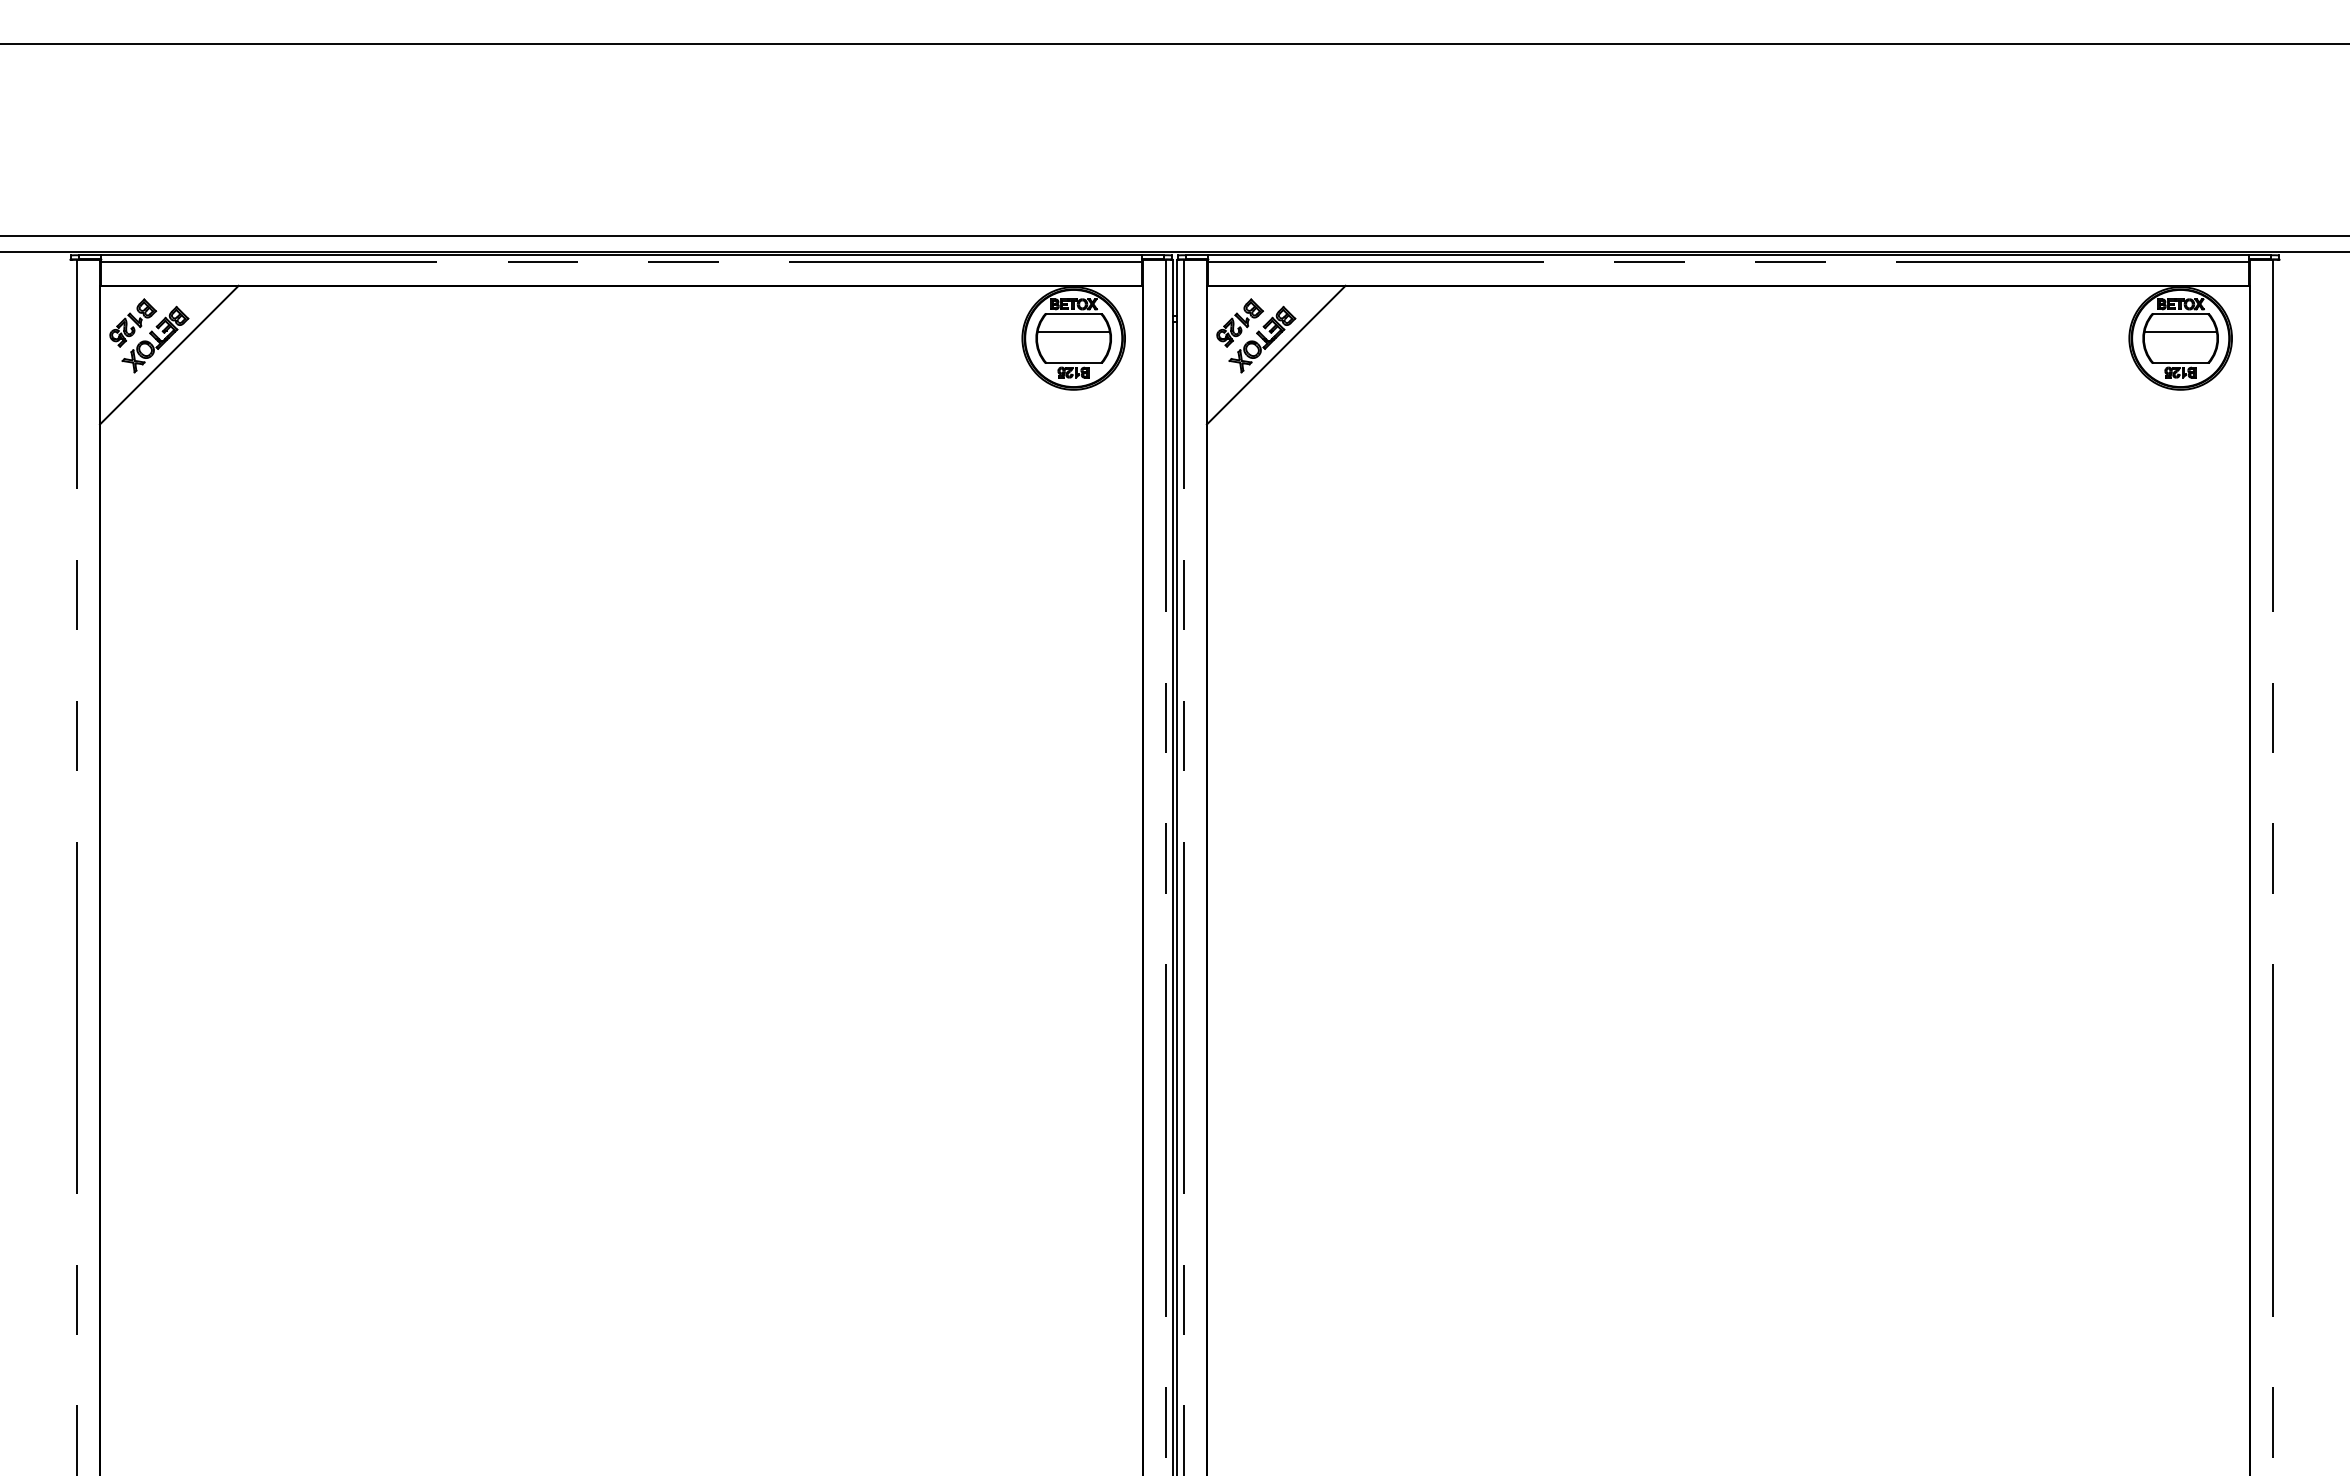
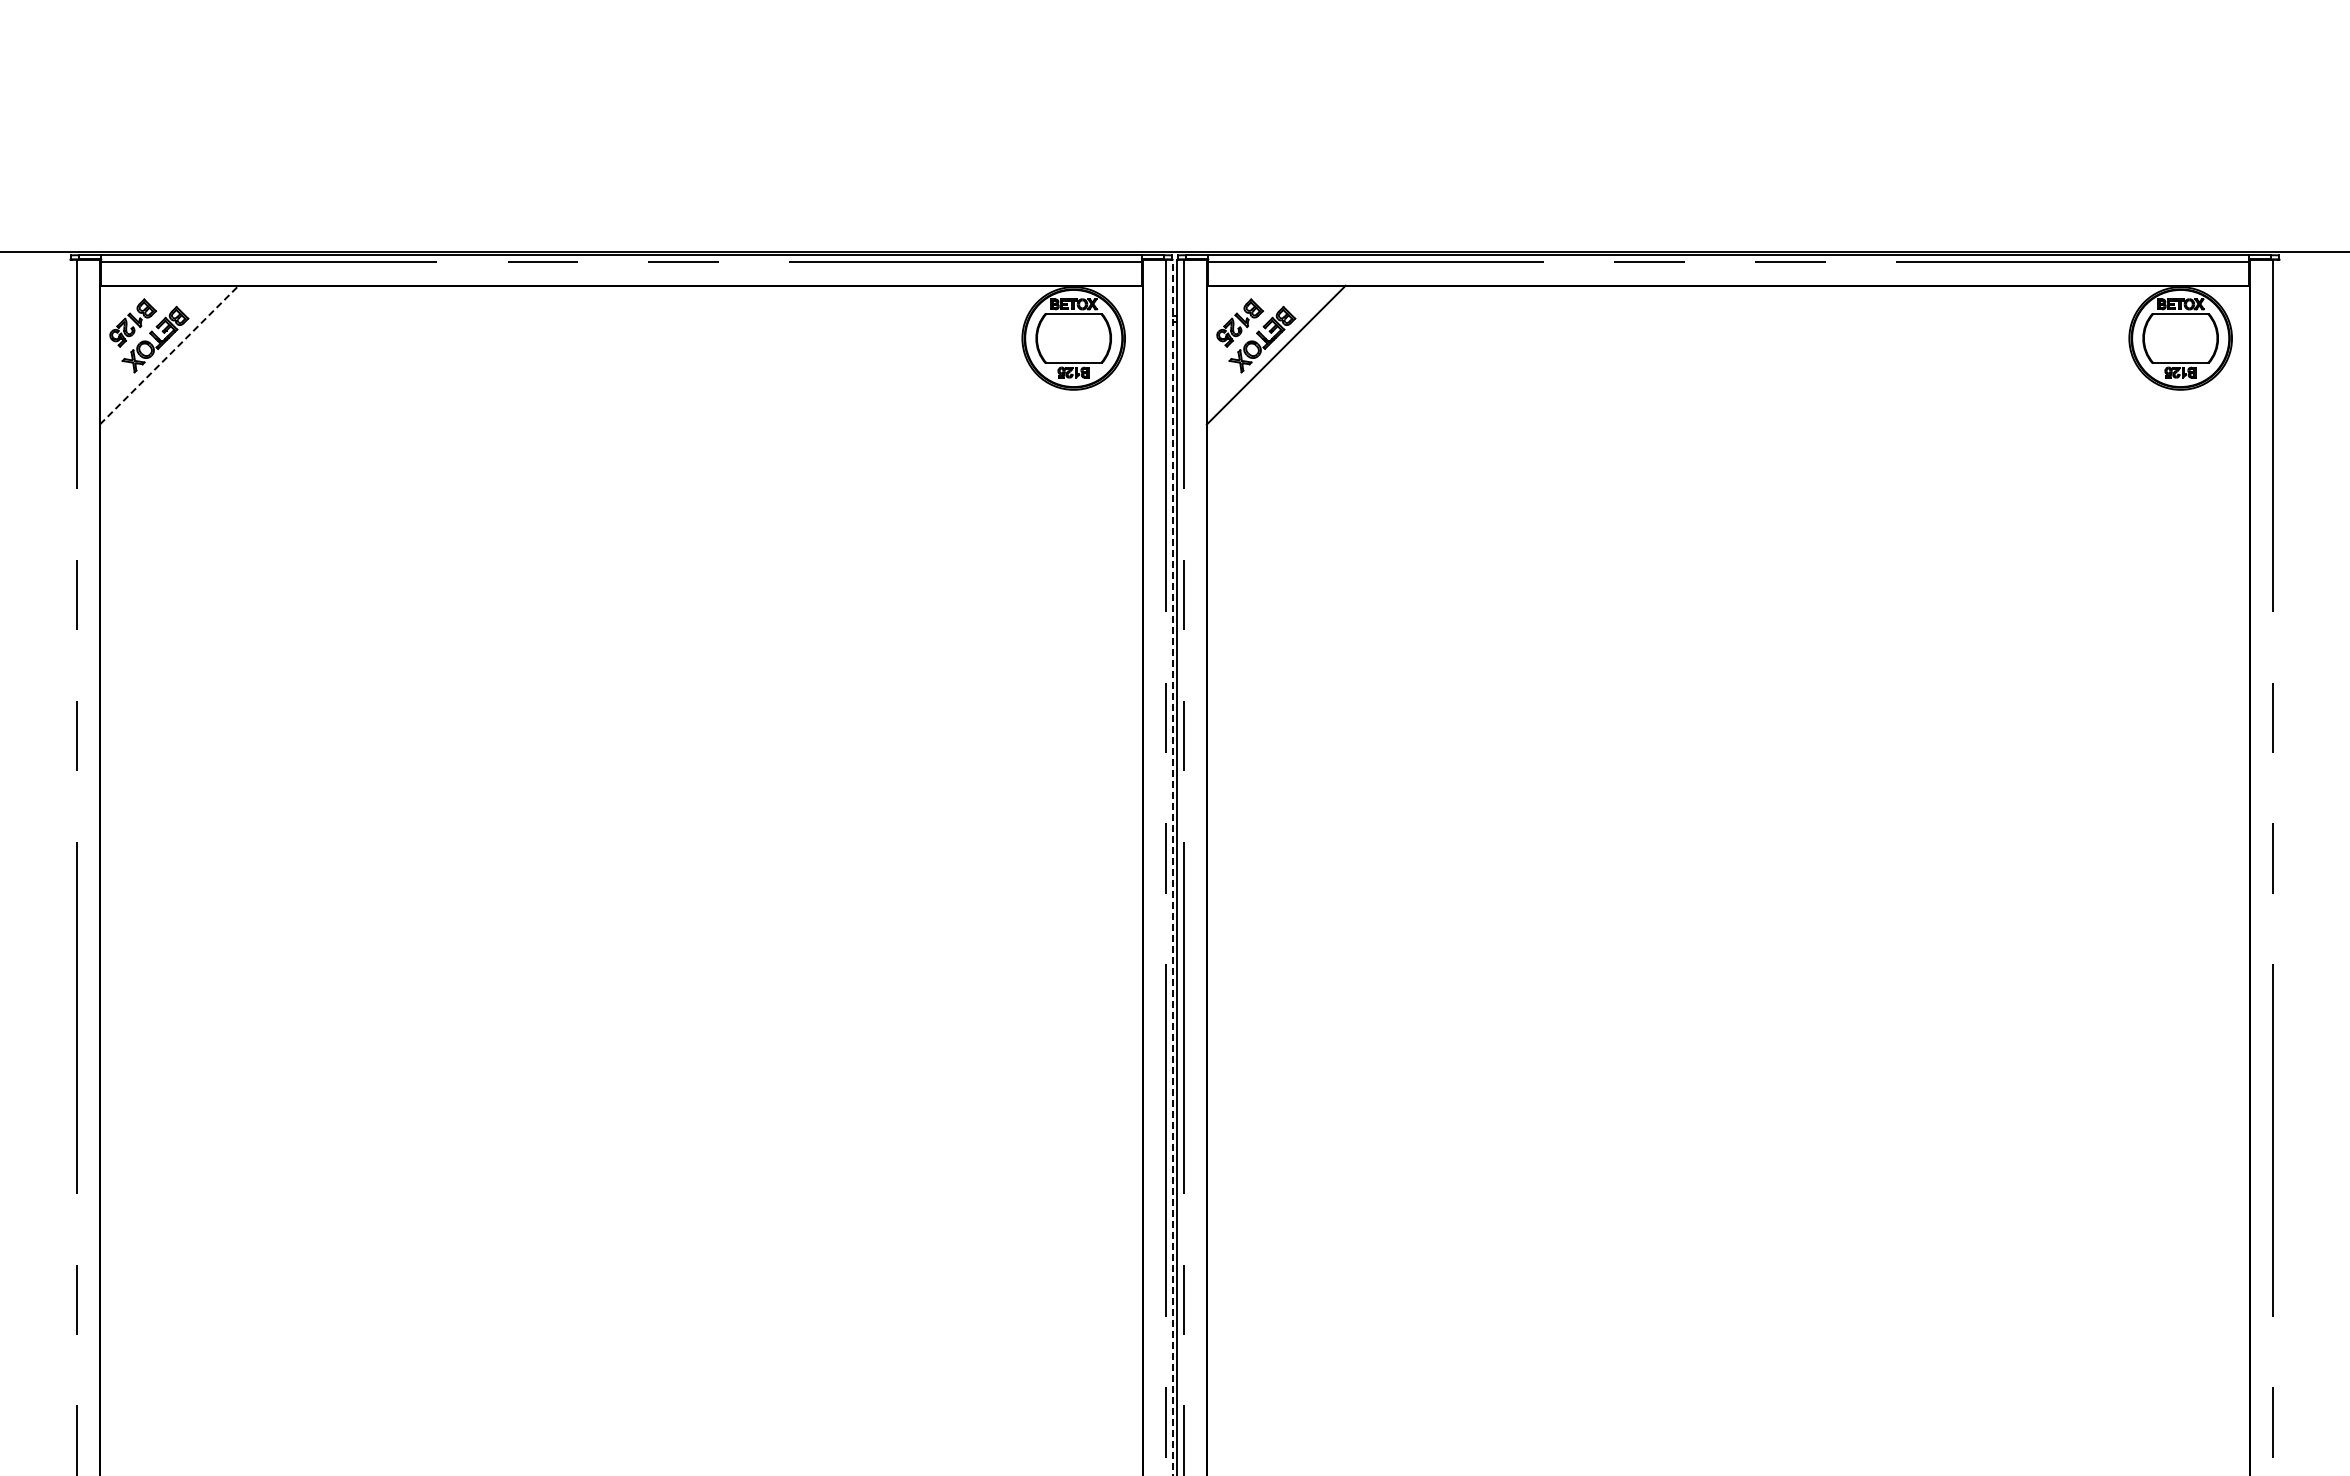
line: present -> none (1174, 44)
line: present -> none (1174, 235)
line: present -> none (1073, 331)
line: present -> none (2180, 331)
line: solid -> dashed (169, 354)
line: solid -> dashed (1172, 867)
